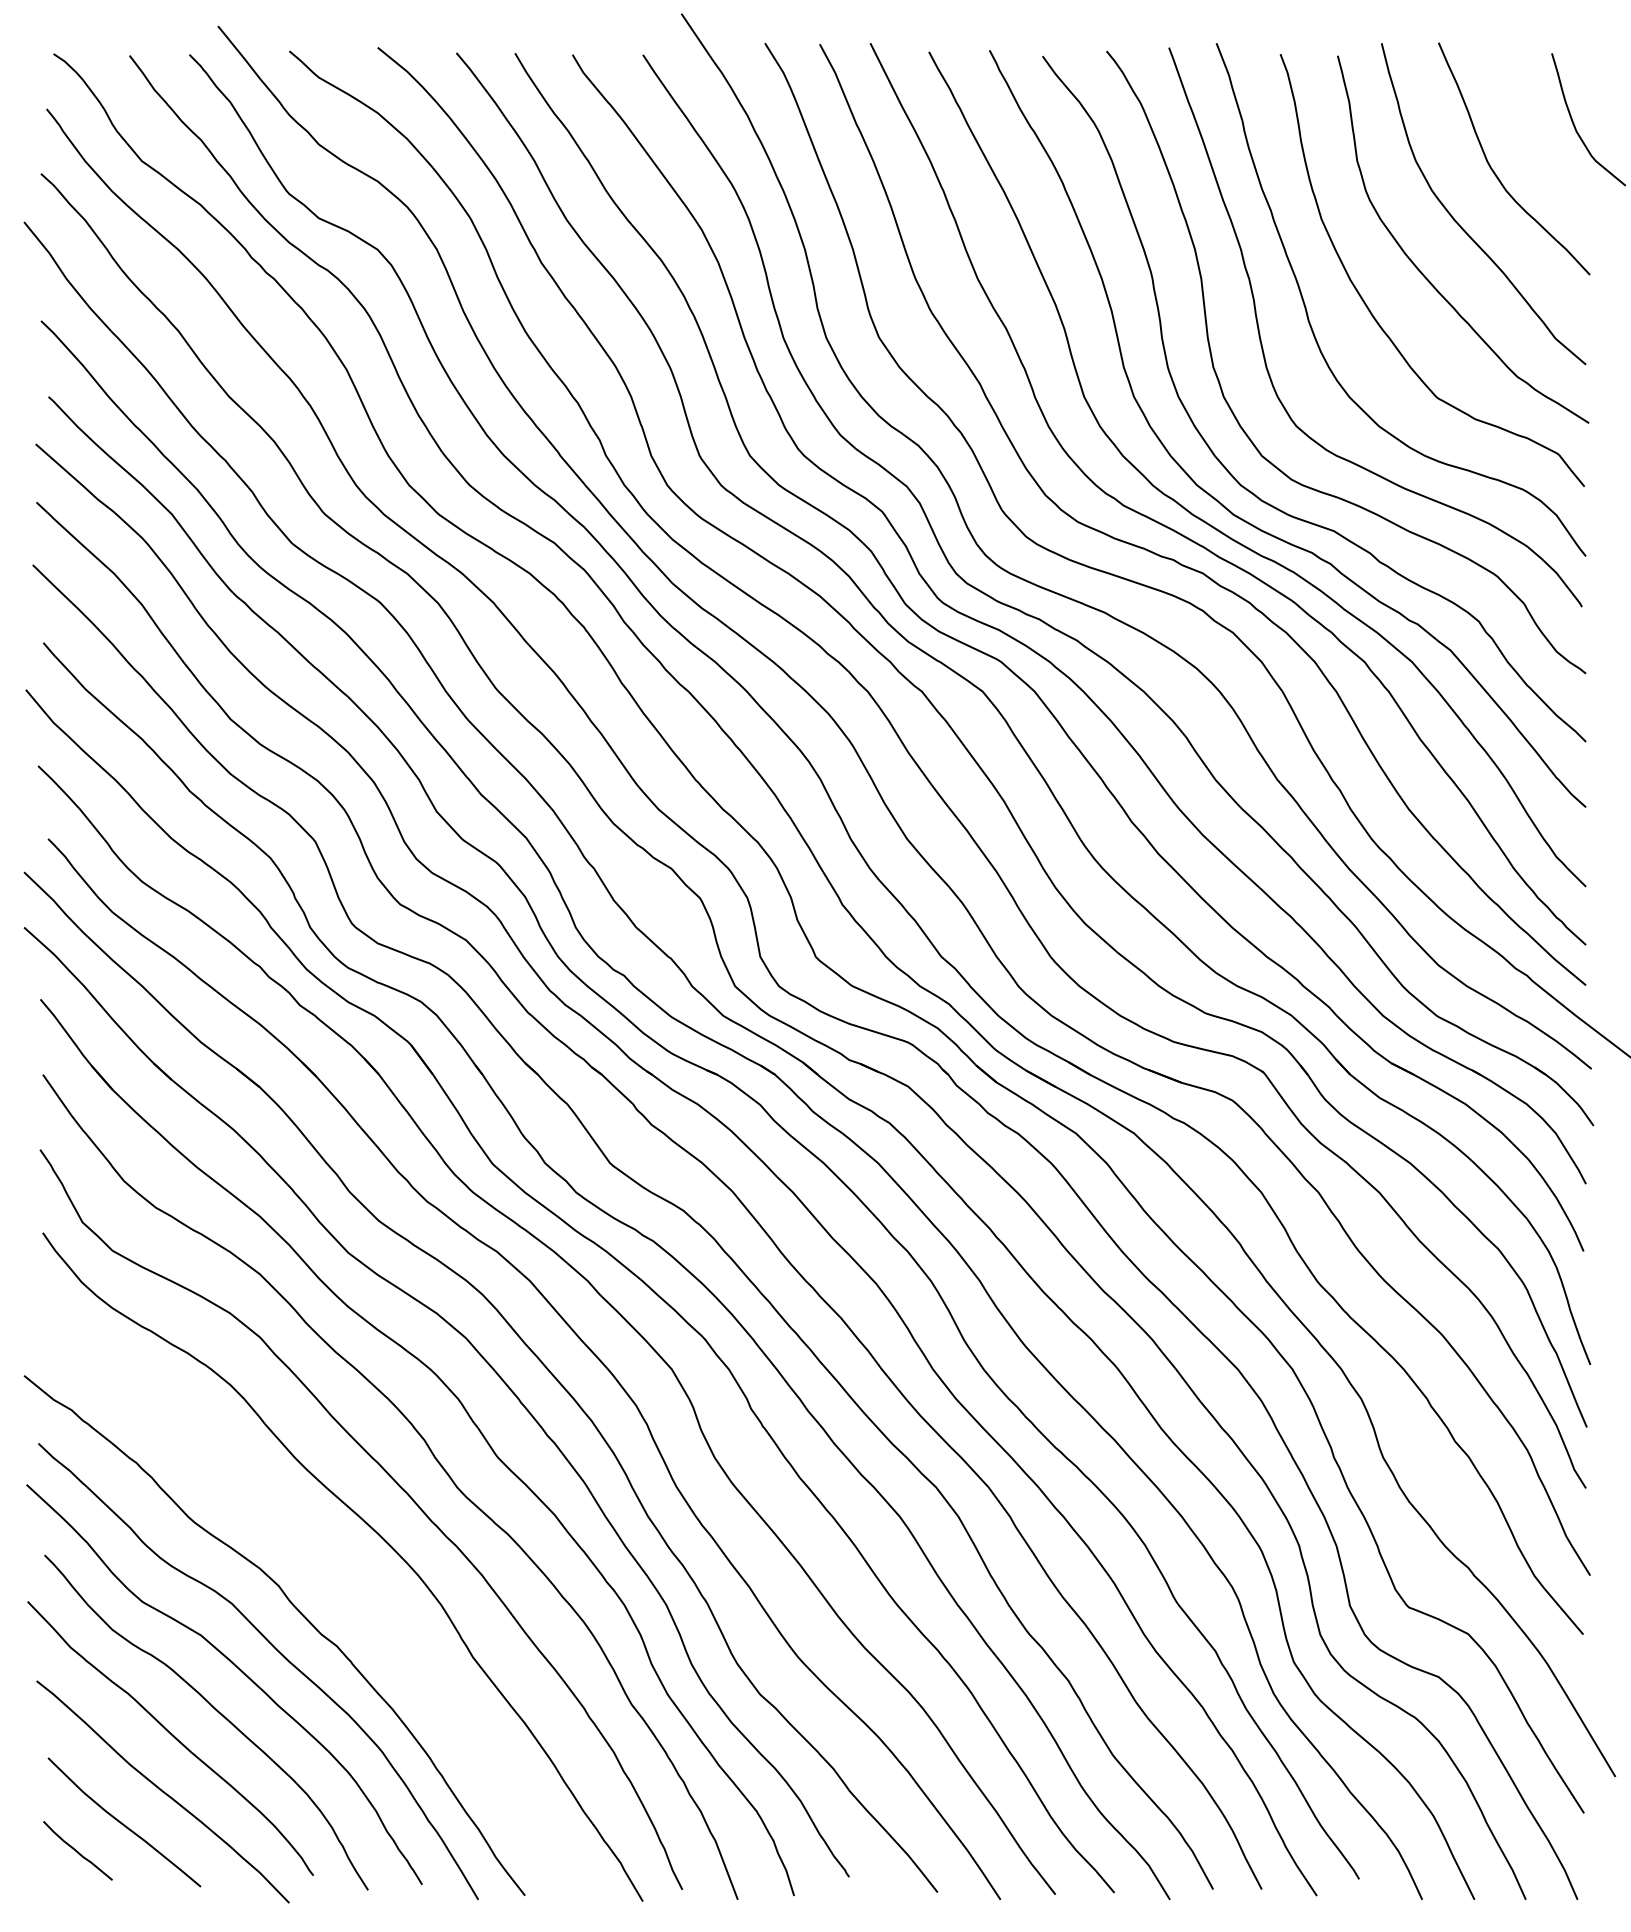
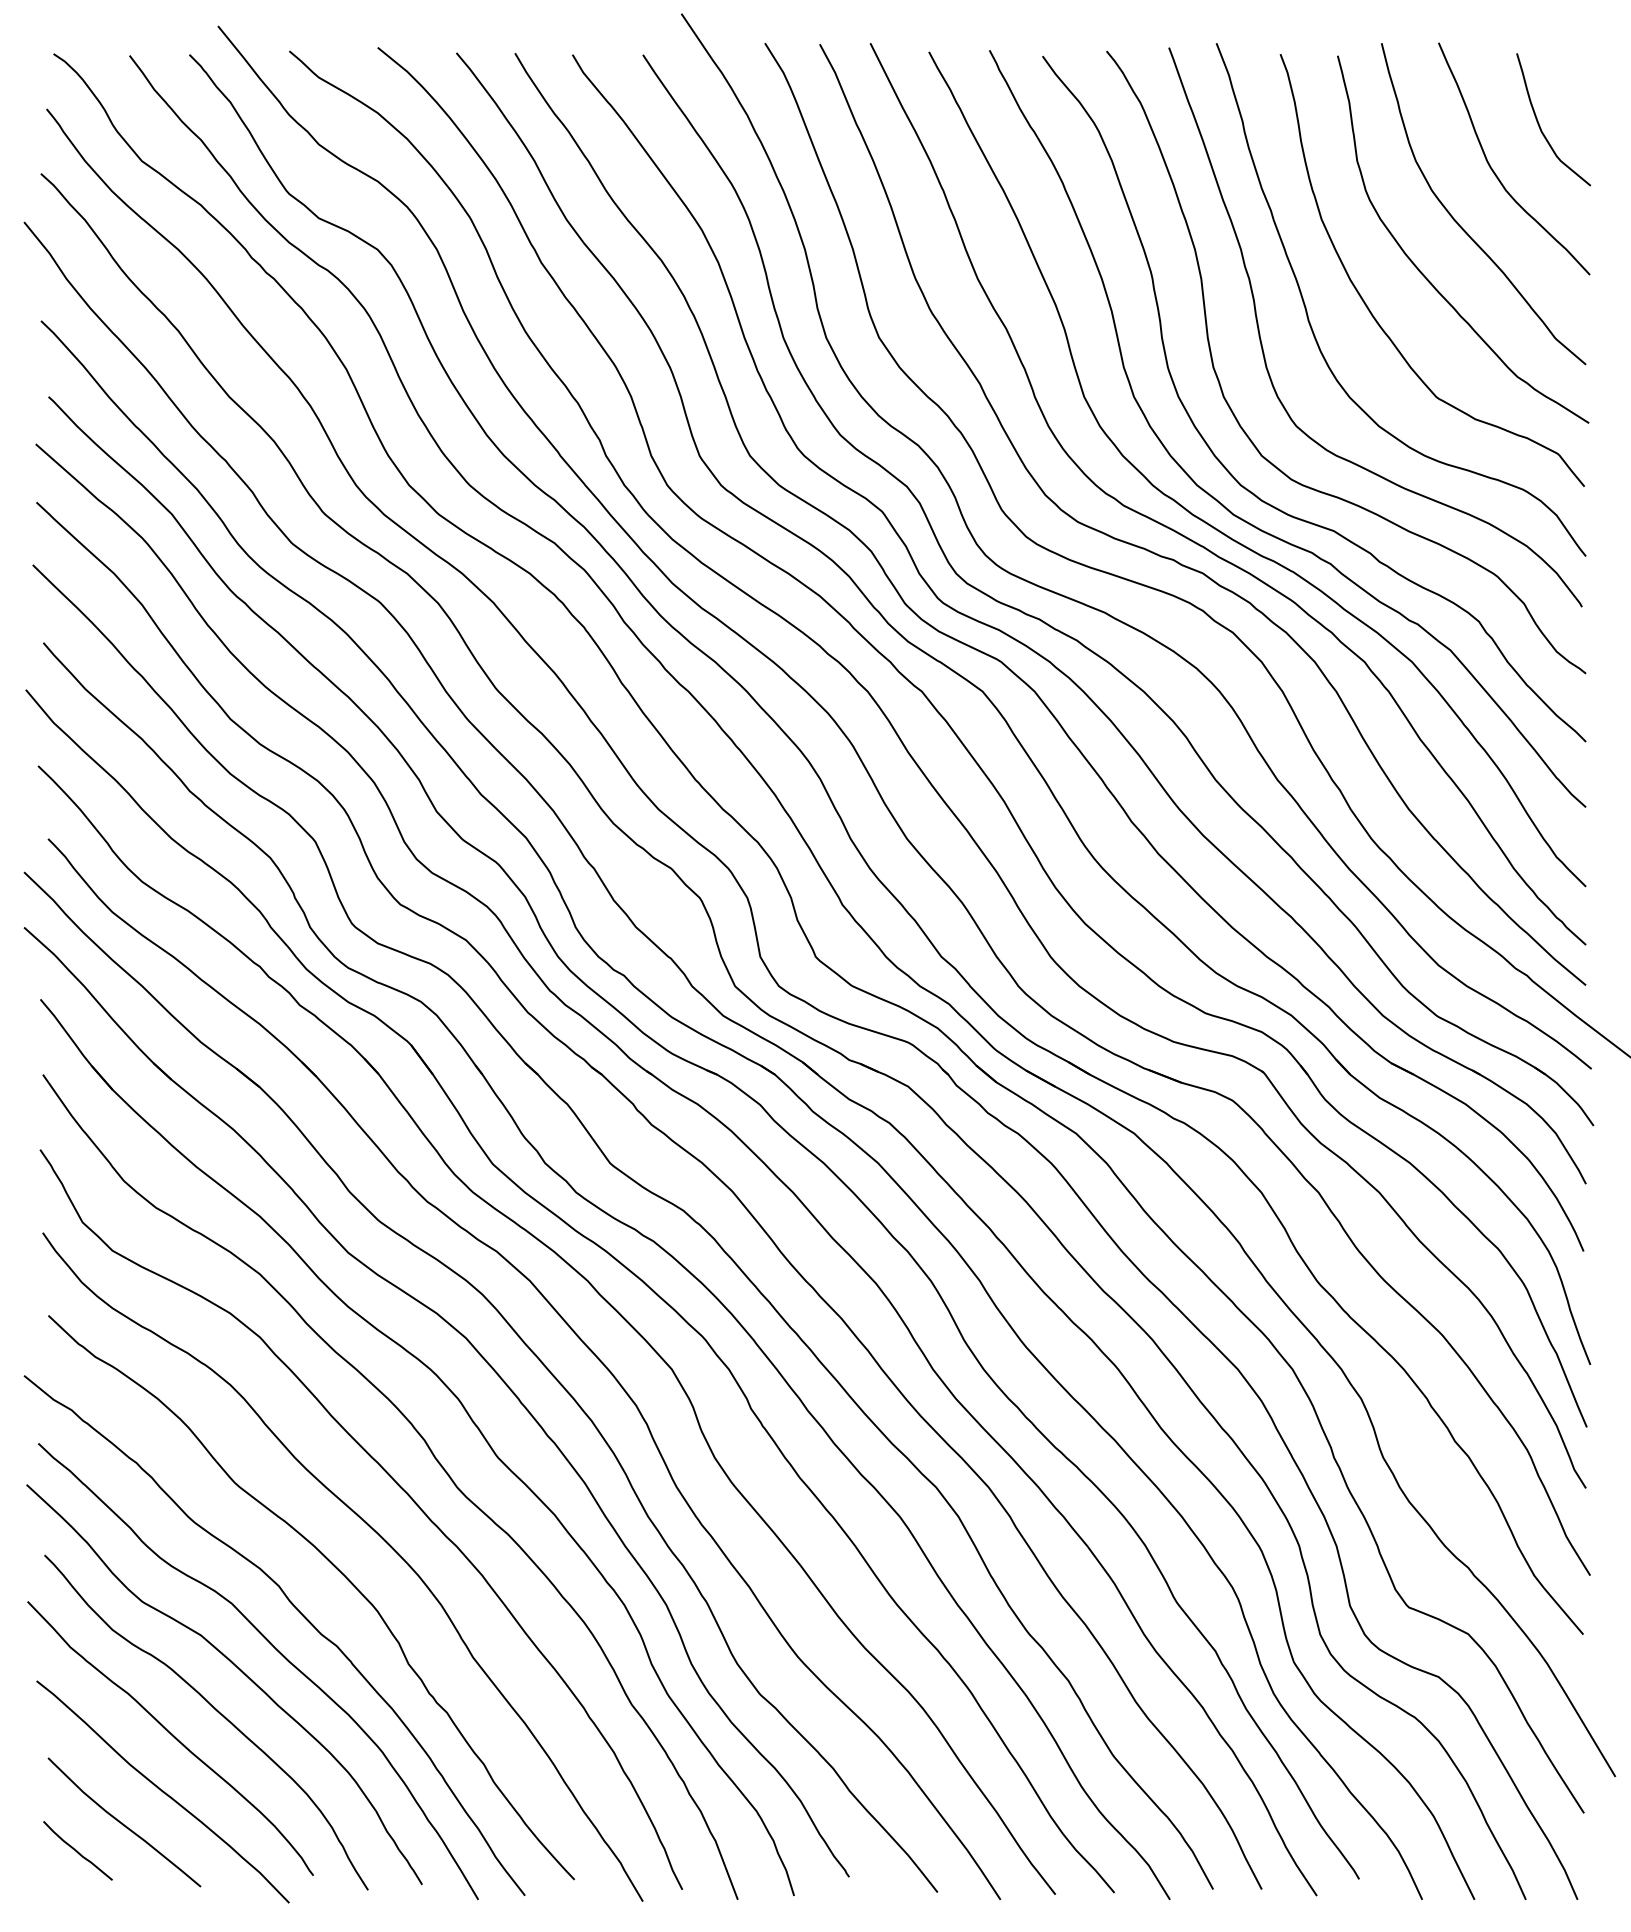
curve position: (1575, 125) -> (1540, 125) (1540, 125)
curve: none -> present (337, 1570)
